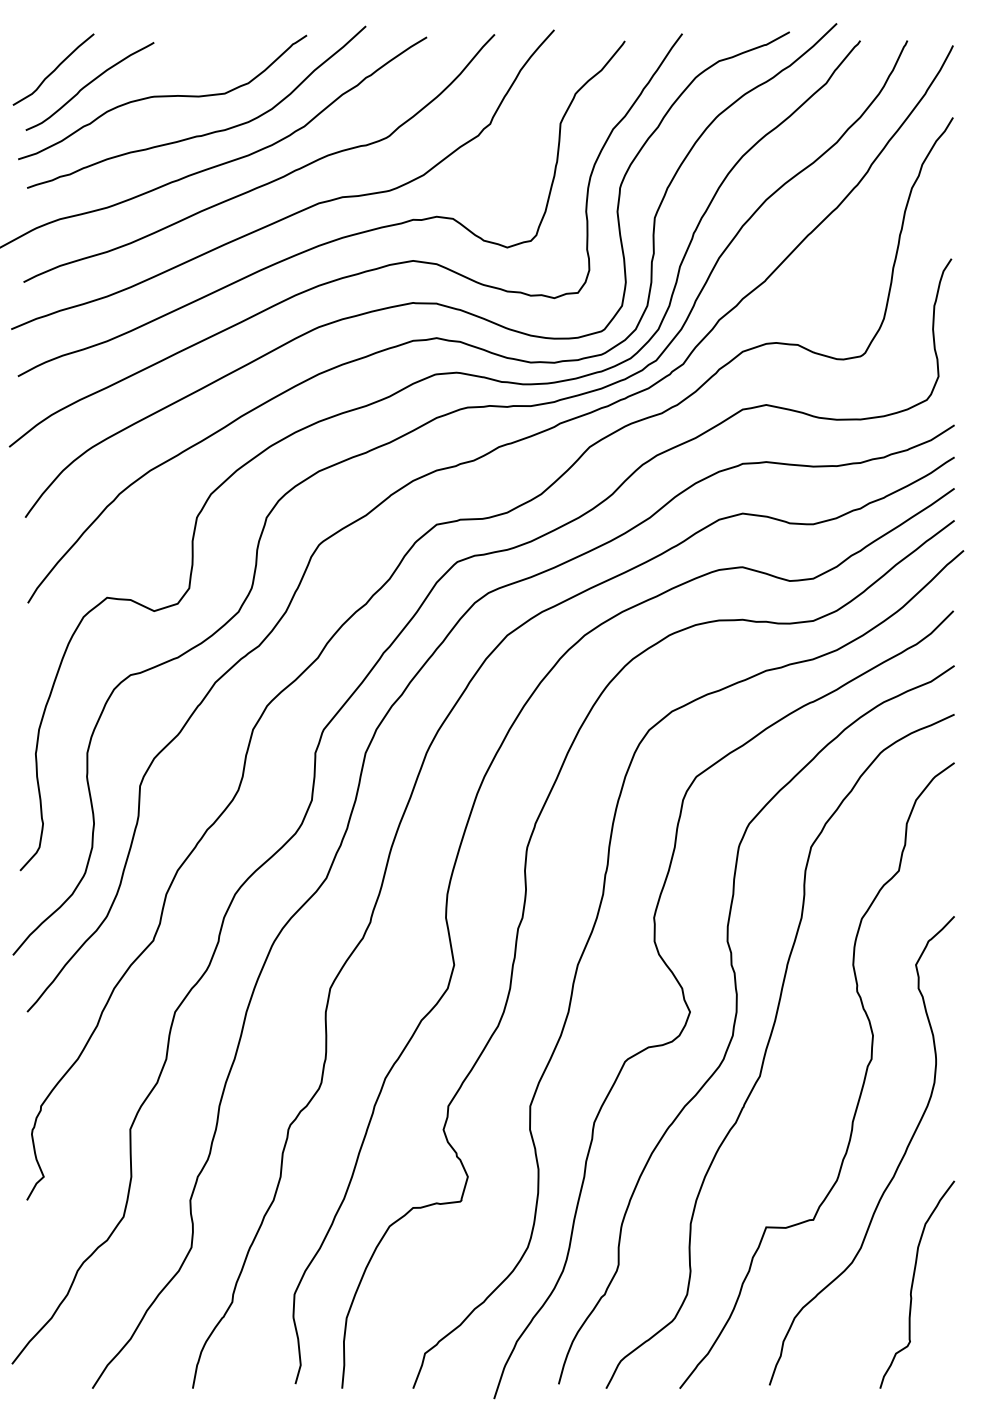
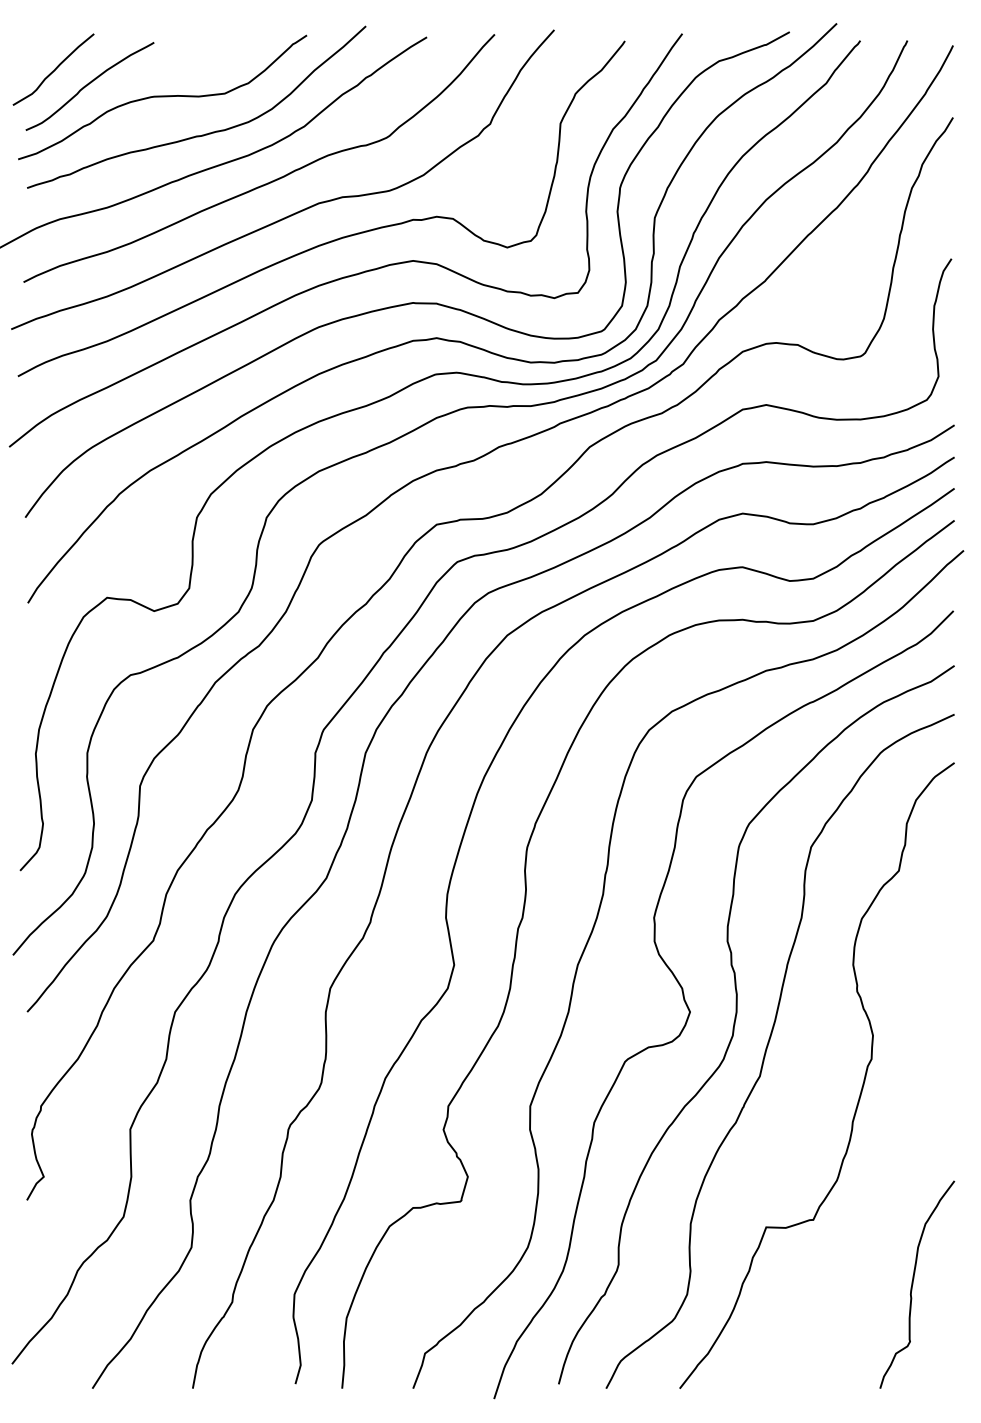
curve: present -> none (896, 1167)
